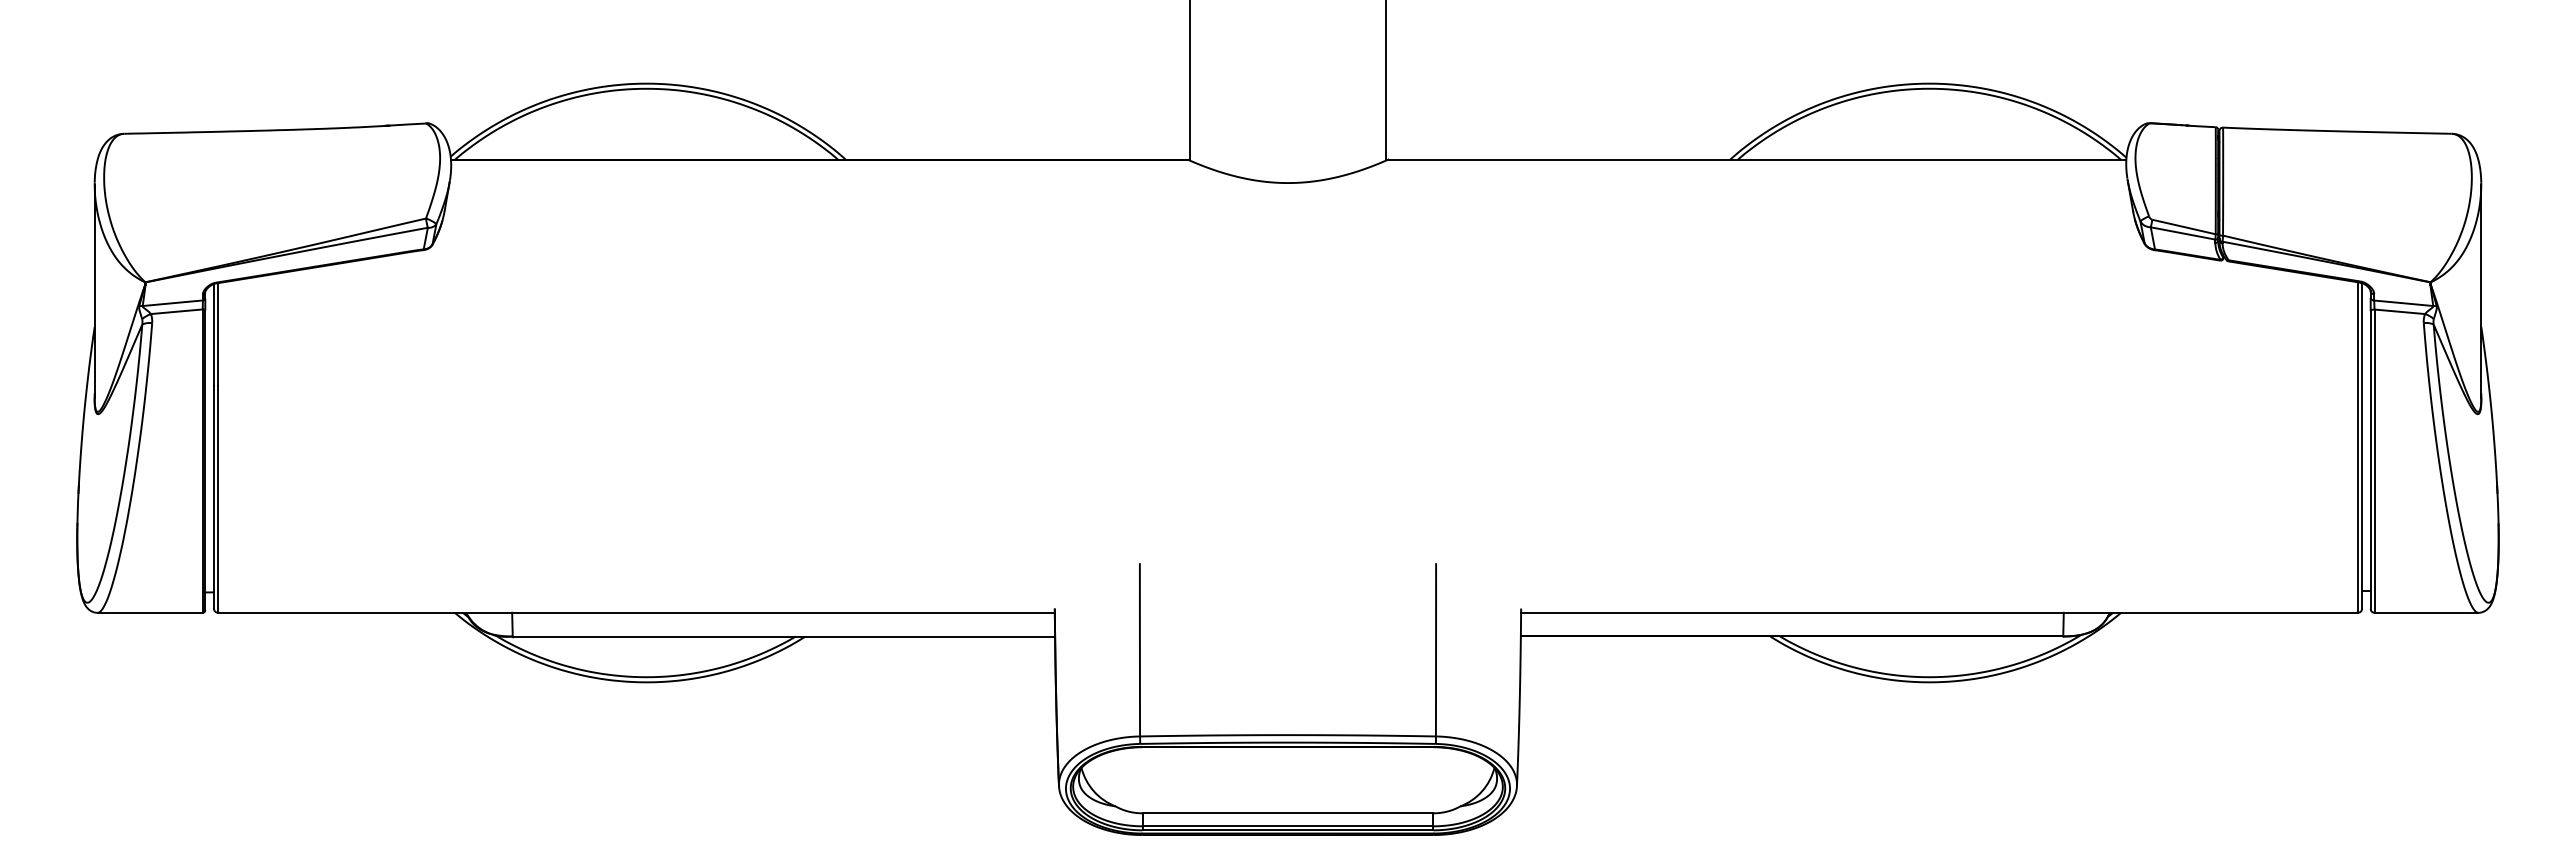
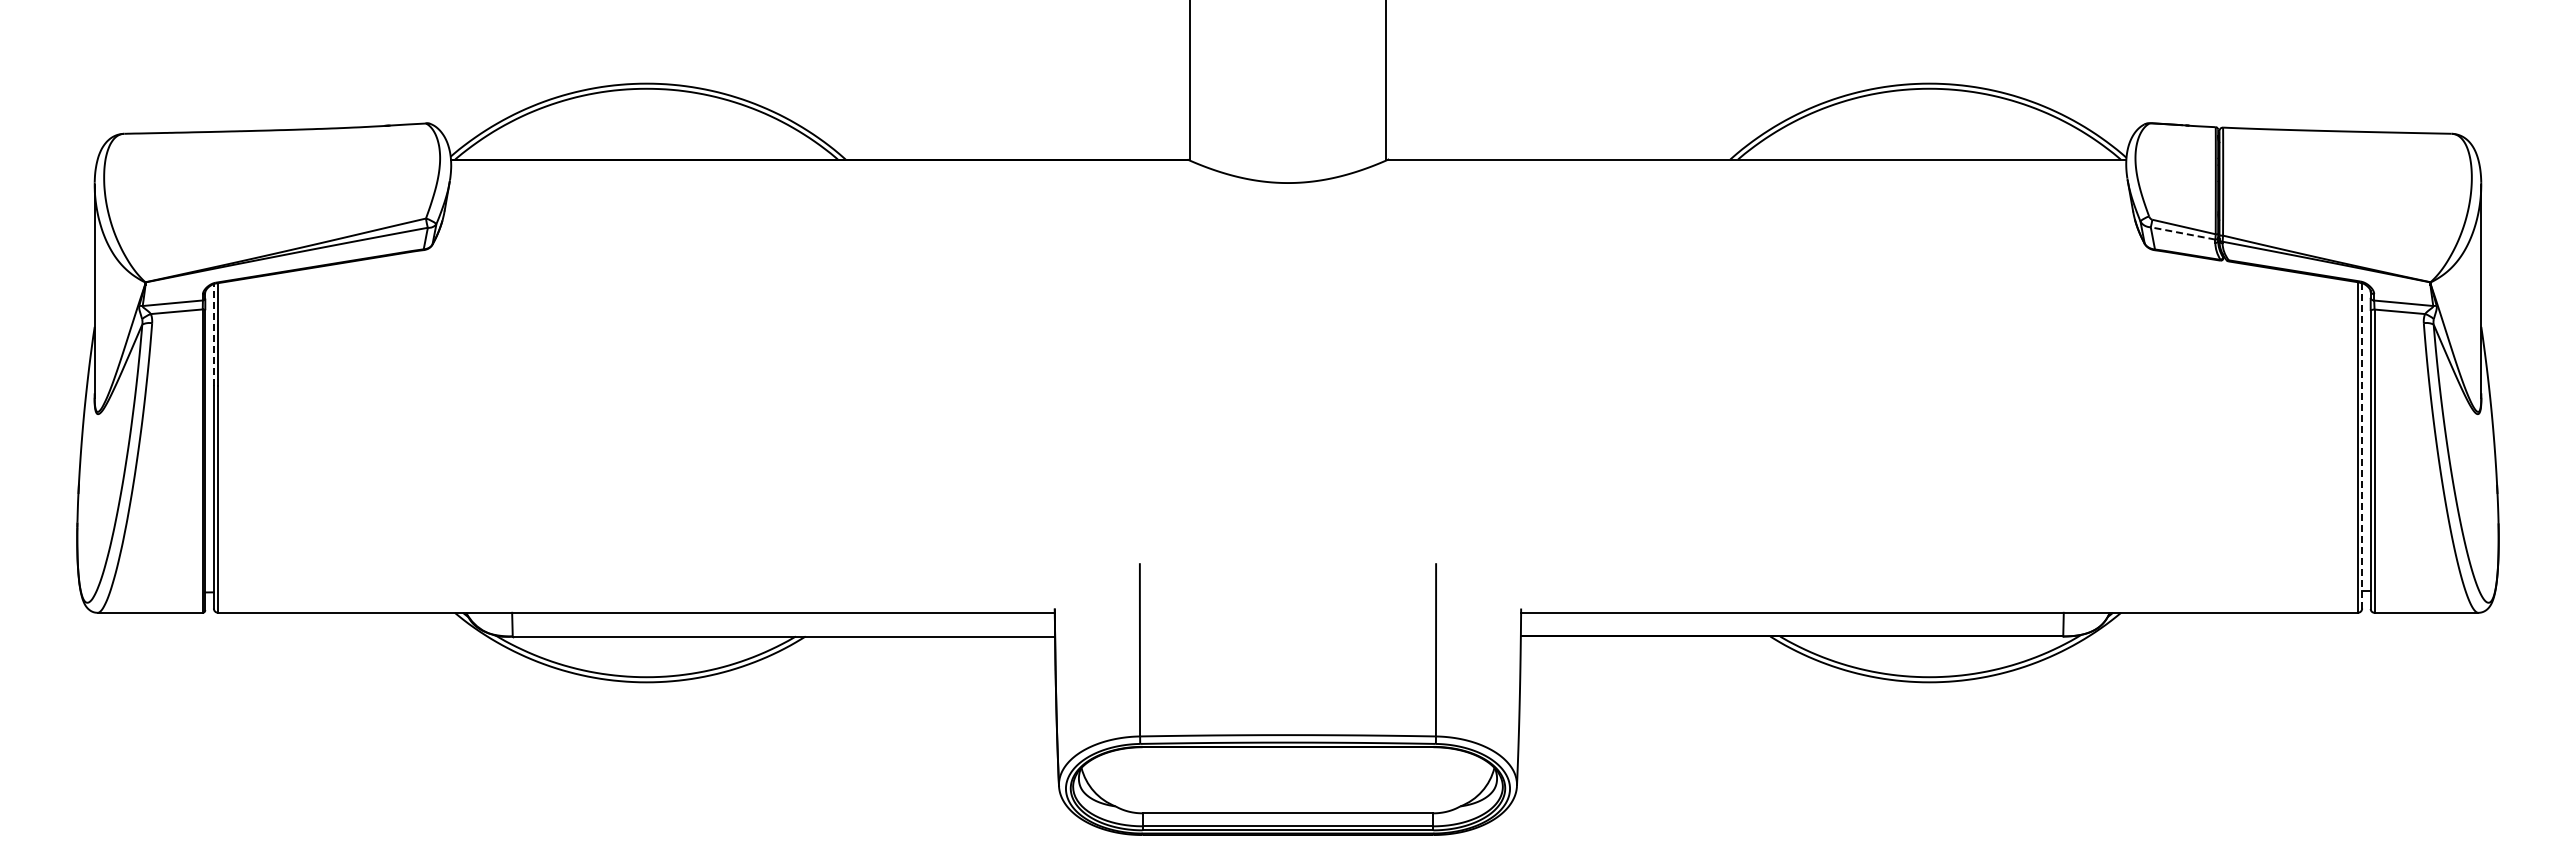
line: solid -> dashed (2183, 233)
line: solid -> dashed (213, 334)
line: solid -> dashed (2362, 445)
